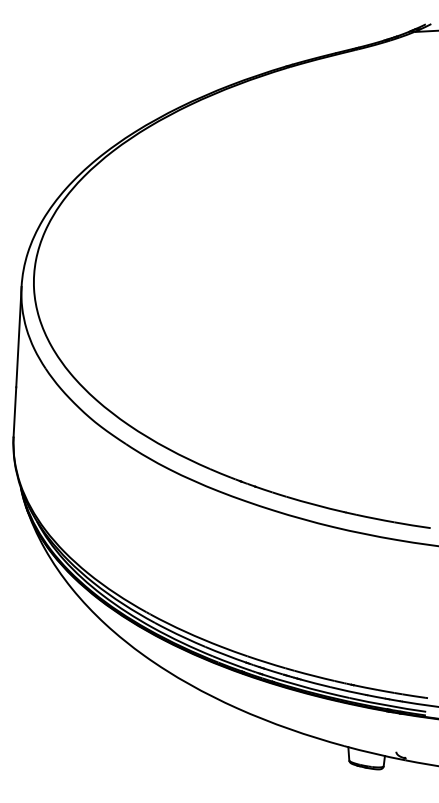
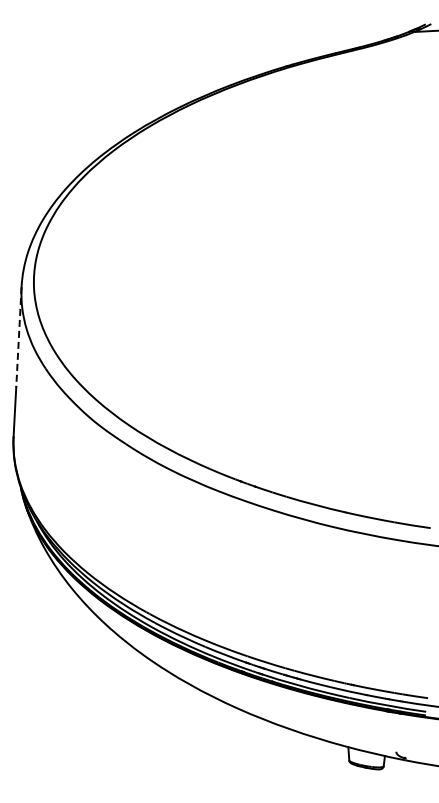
line: solid -> dashed (18, 337)
